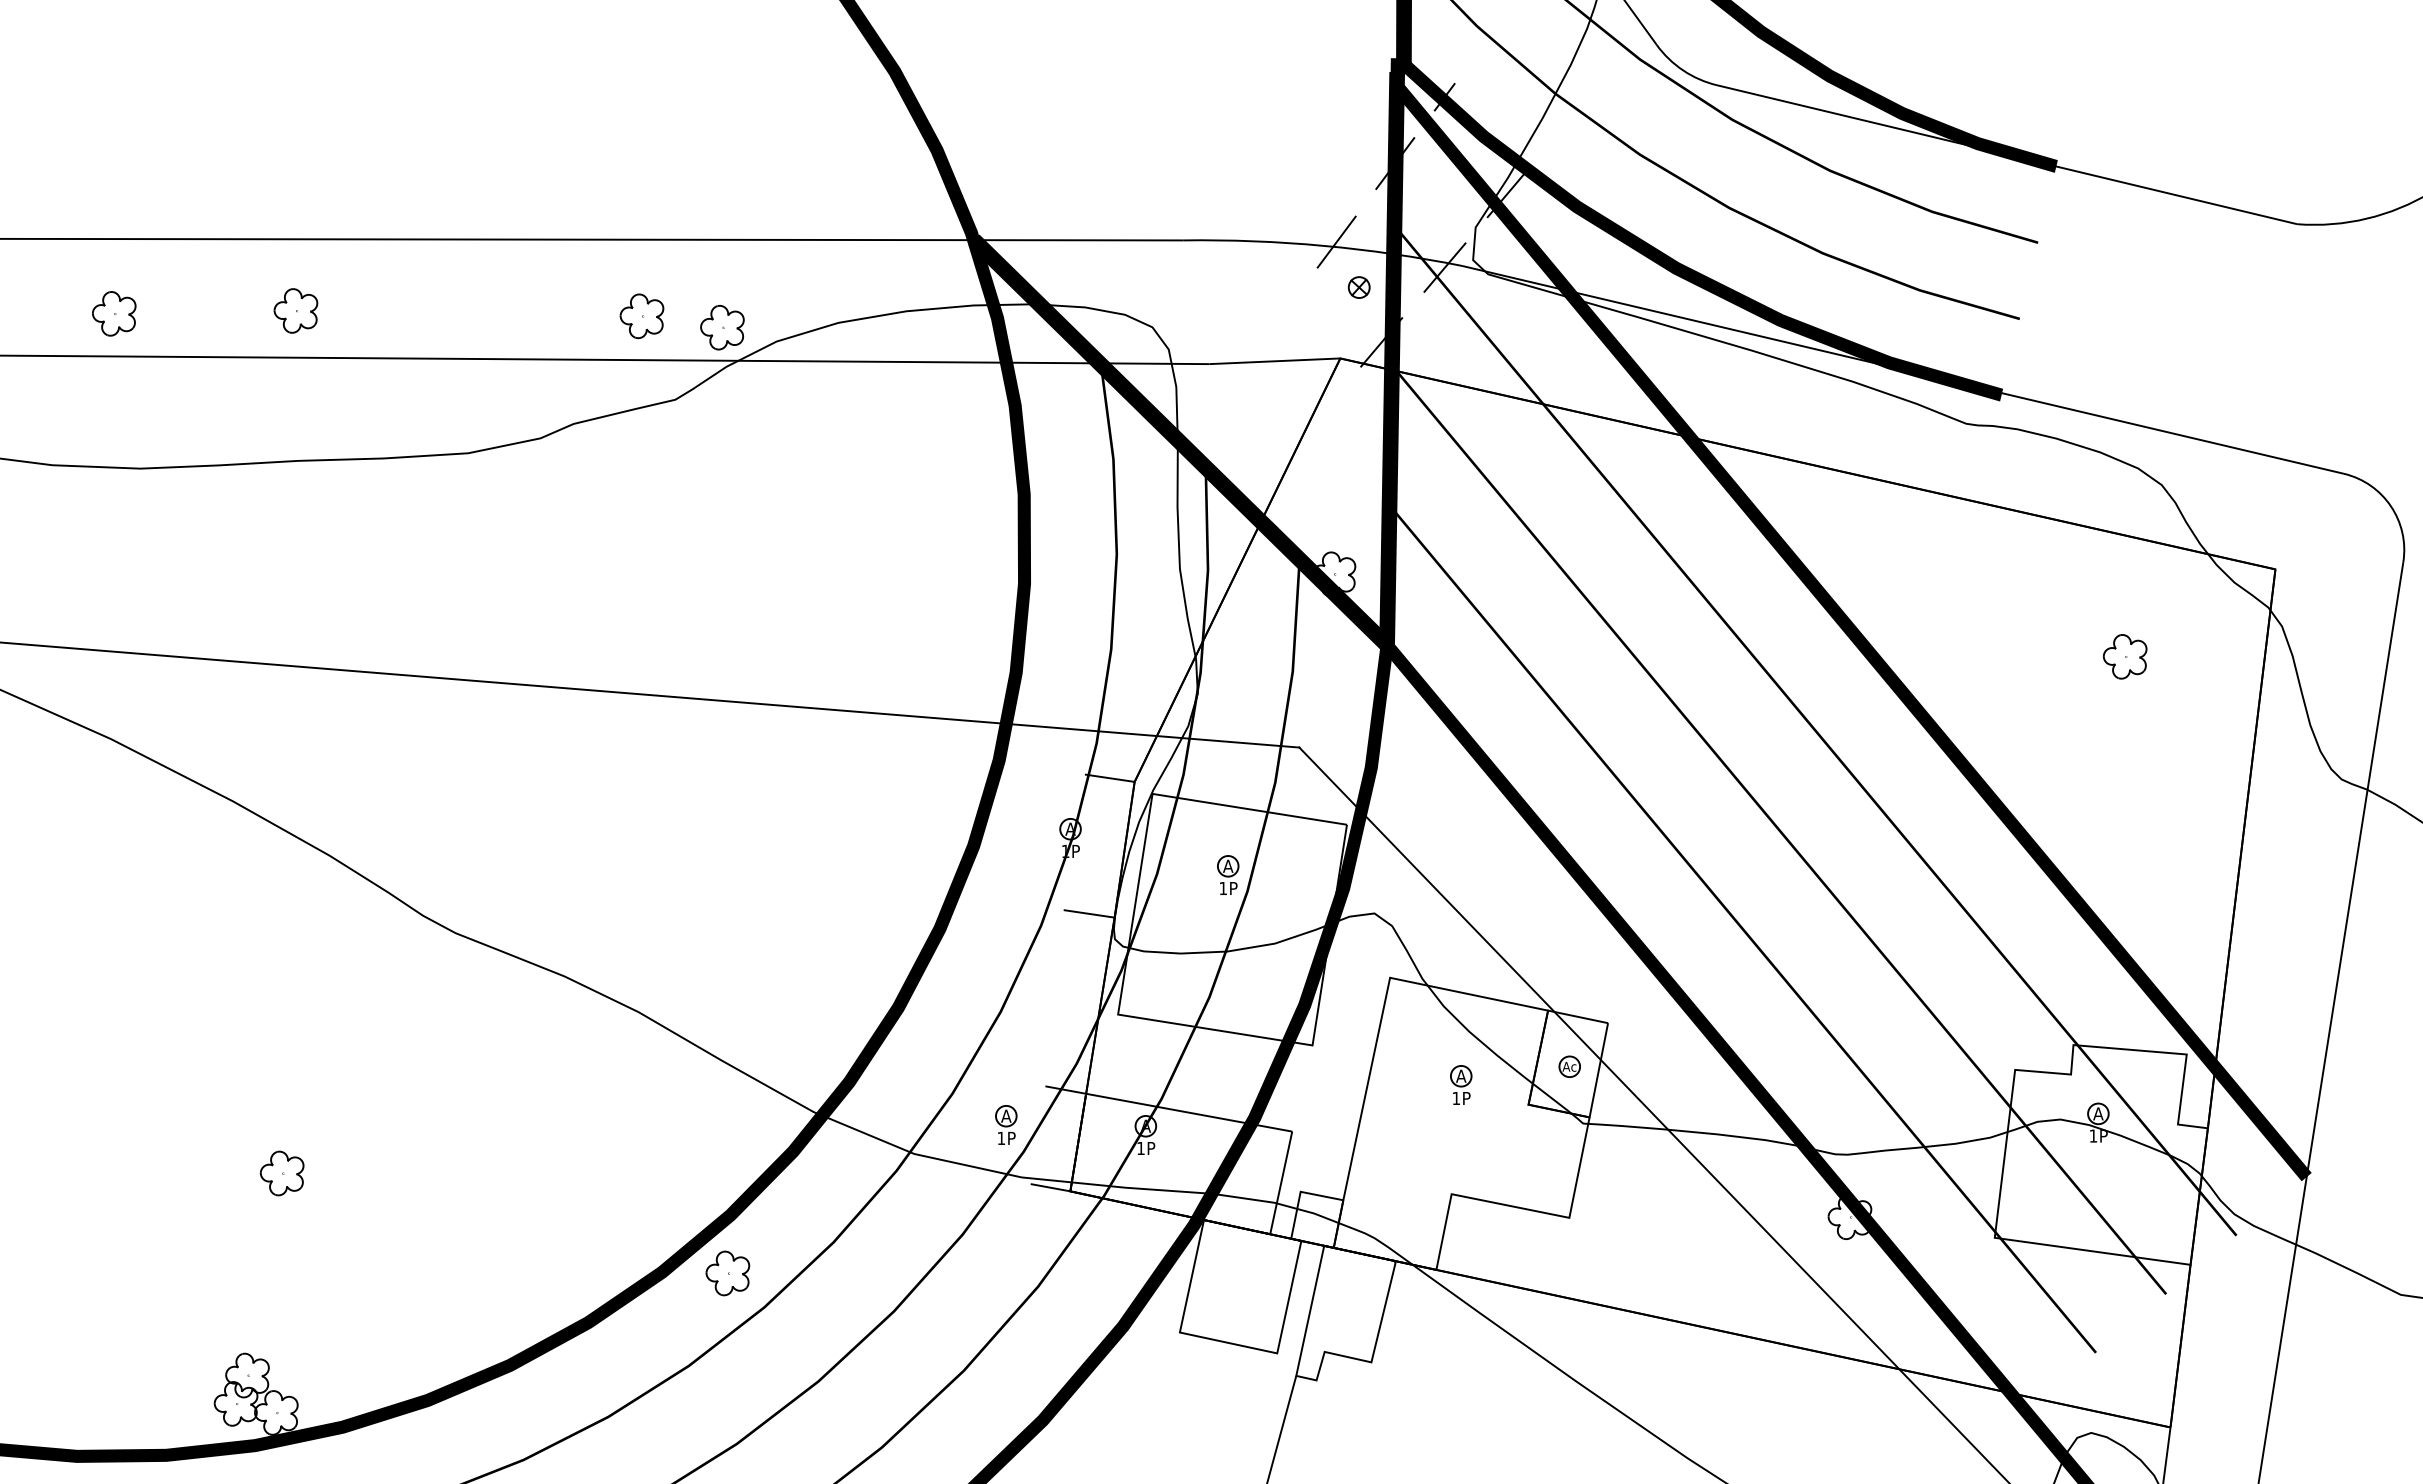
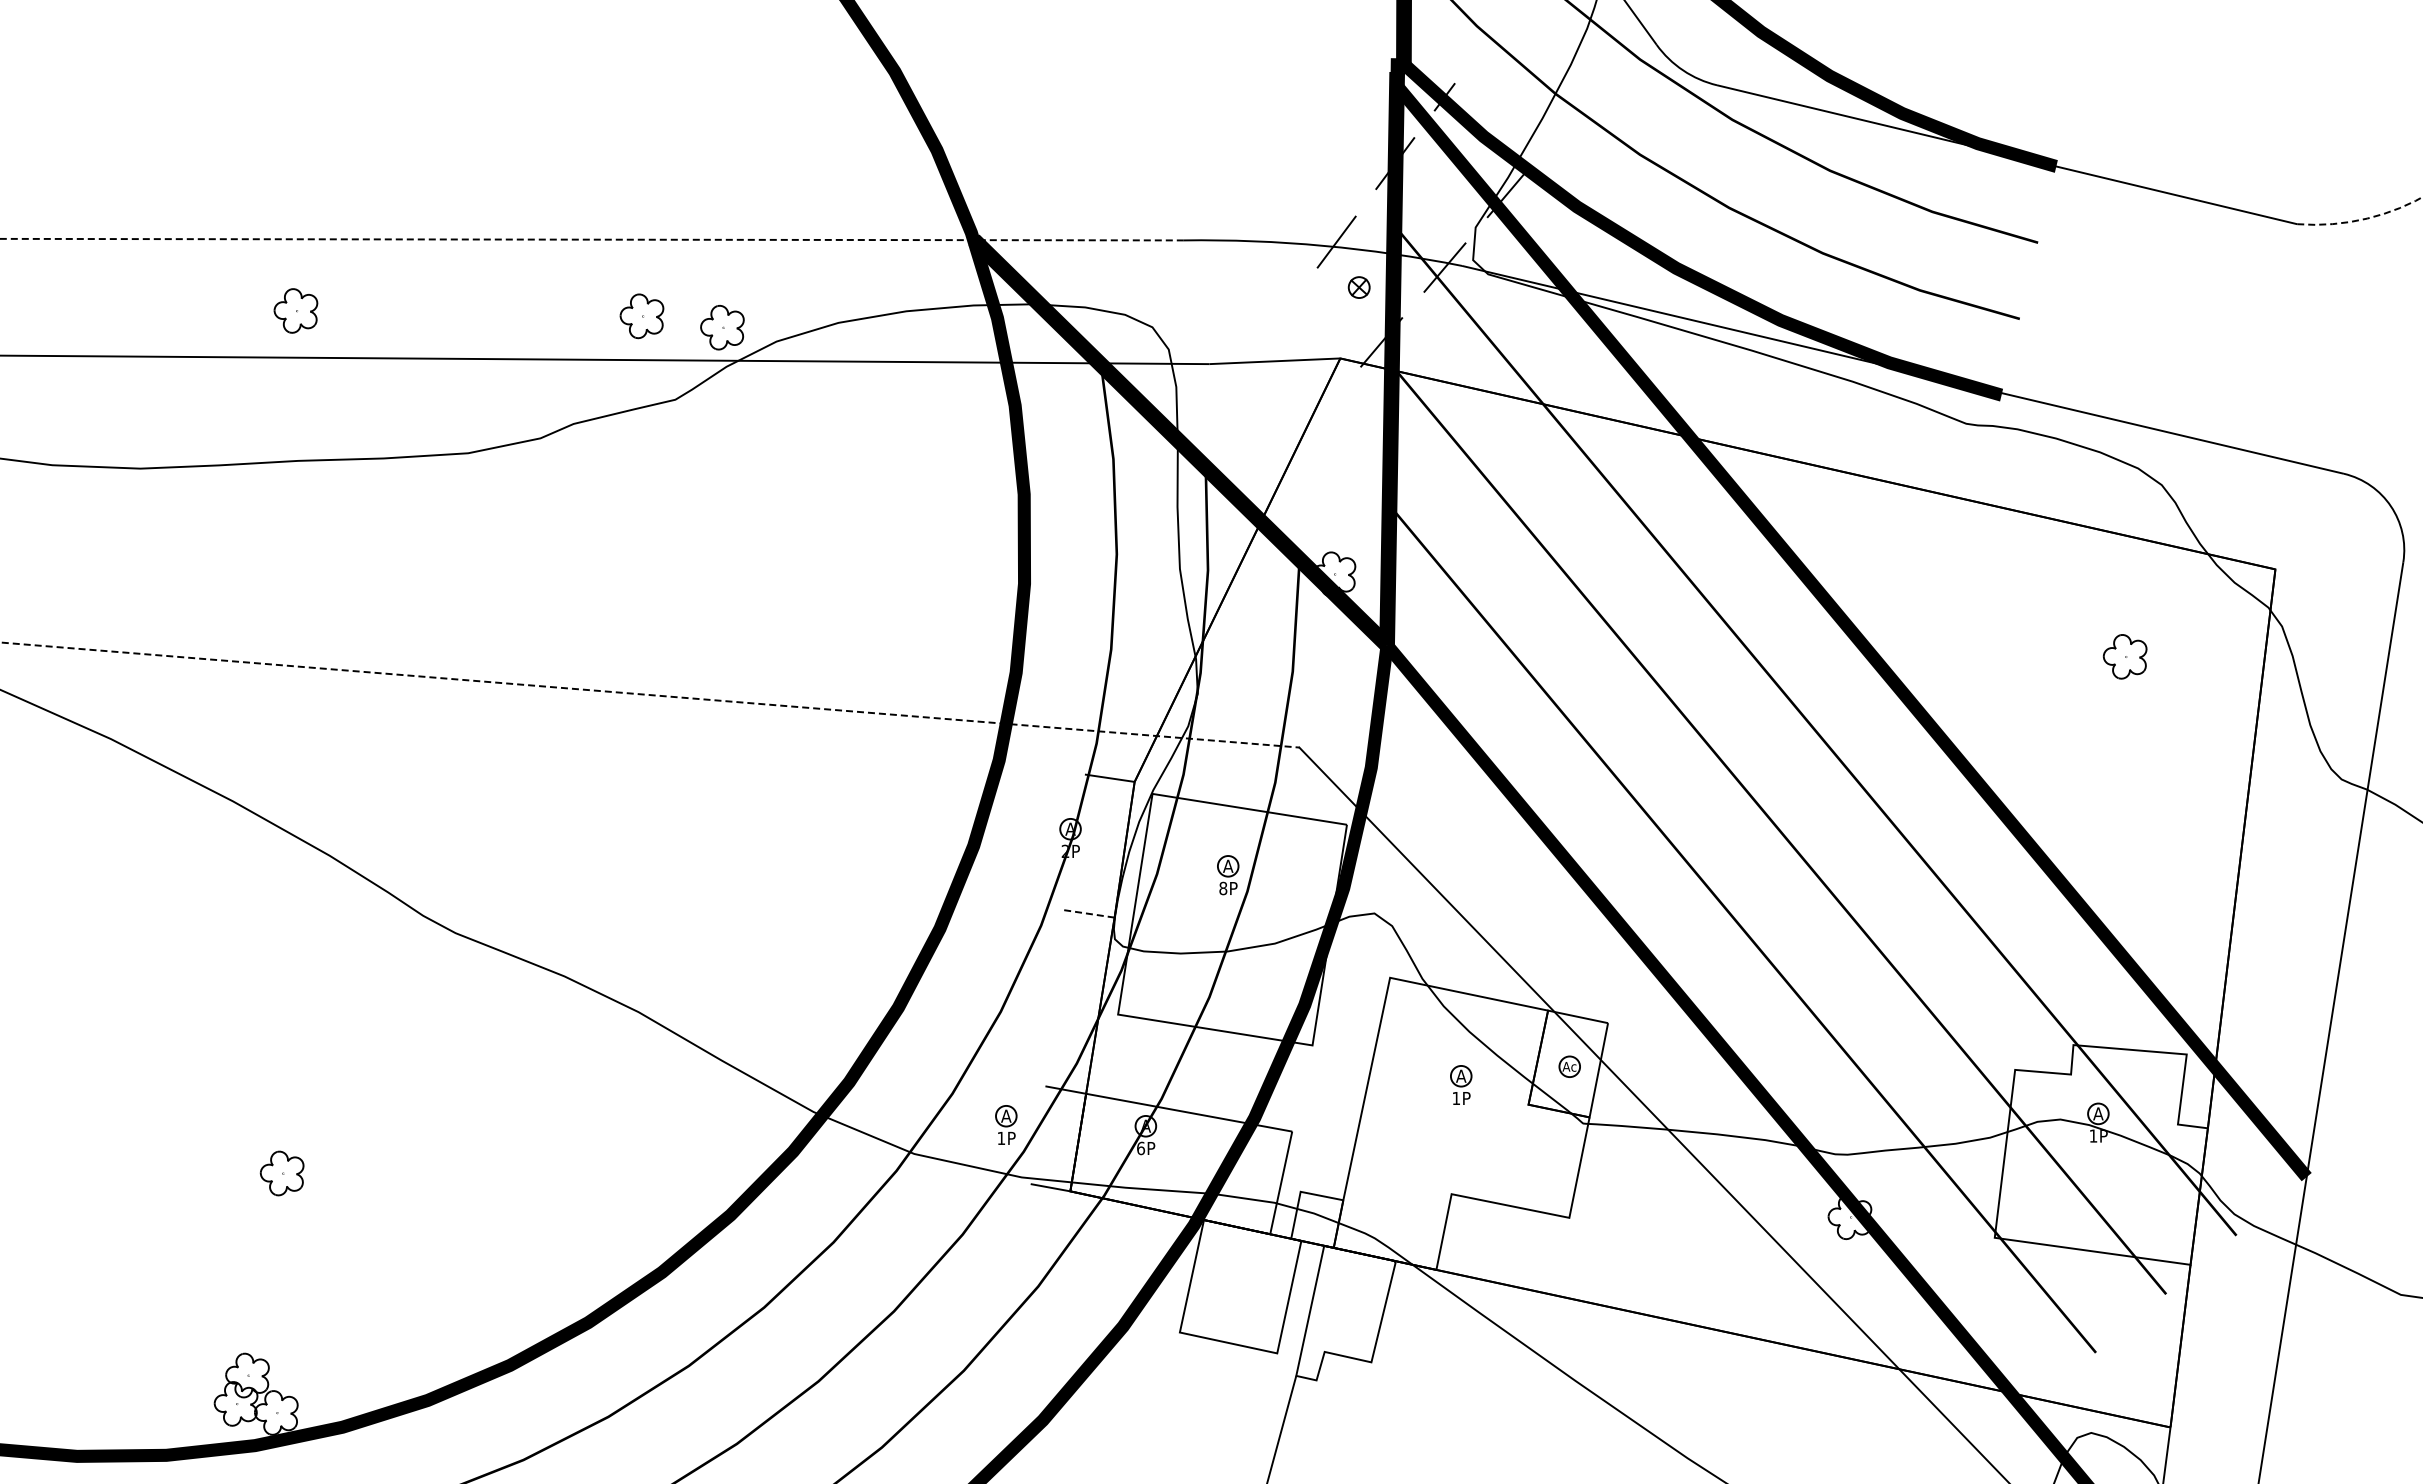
arc: solid -> dashed (2363, 219)
line: solid -> dashed (591, 239)
part: present -> none (114, 313)
line: solid -> dashed (650, 695)
text: 1P -> 2P (1065, 850)
text: 1P -> 8P (1223, 888)
line: solid -> dashed (1089, 913)
text: 1P -> 6P (1141, 1148)
part: present -> none (727, 1273)
